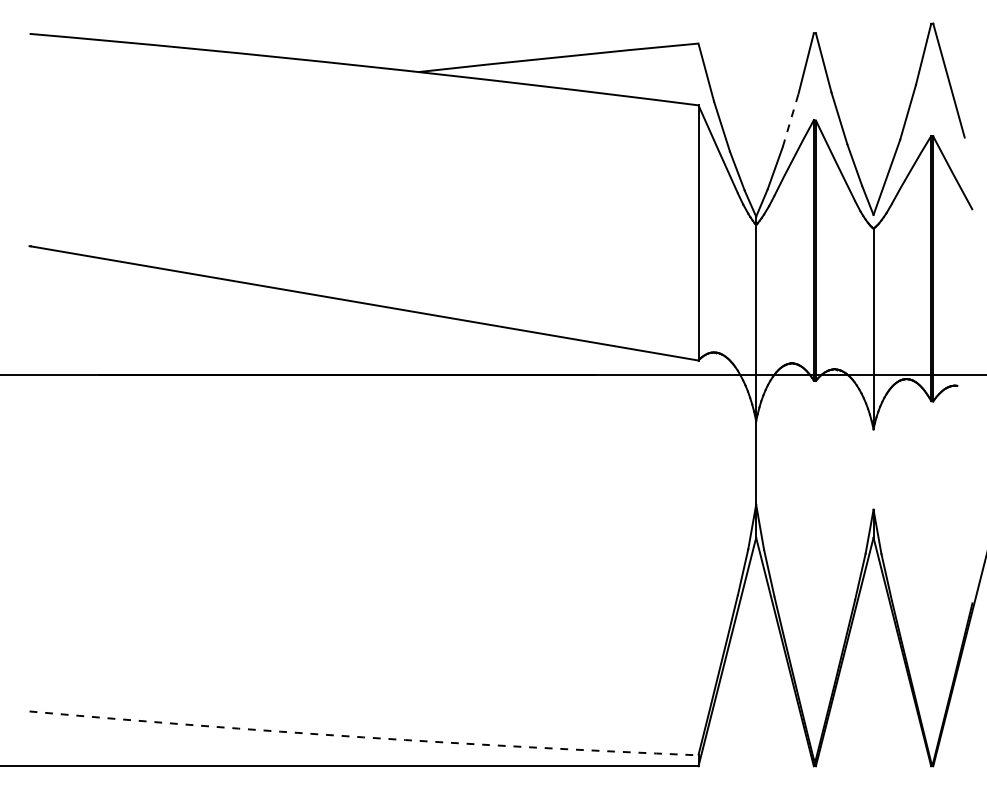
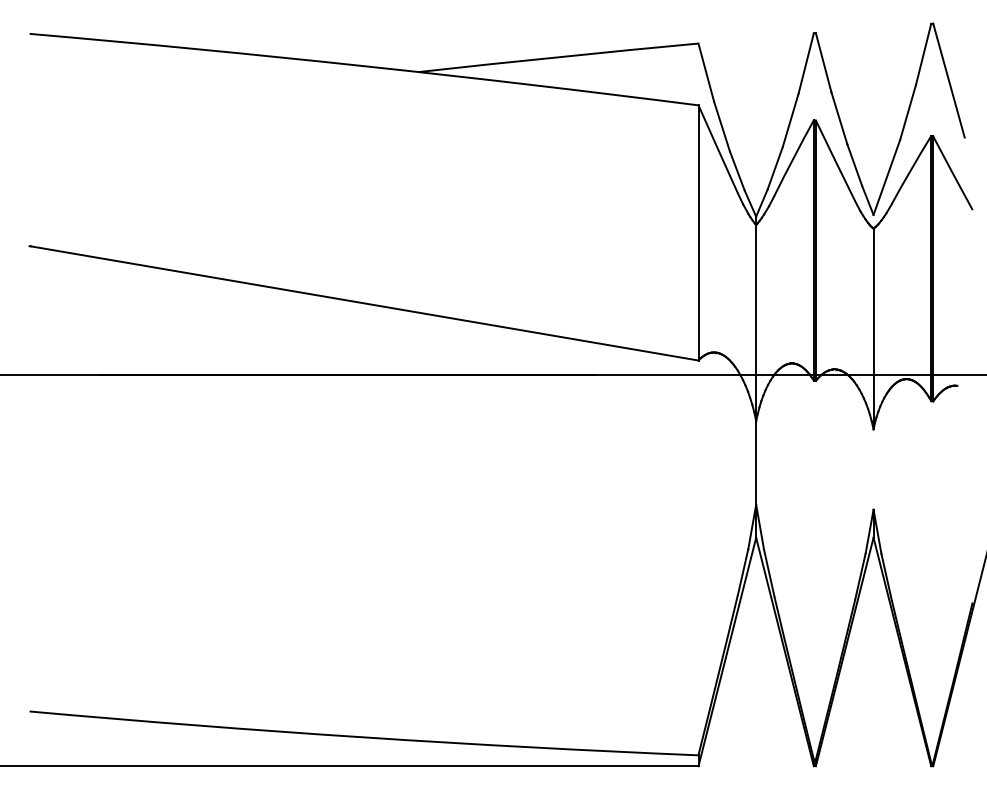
line: dashed -> solid (790, 120)
arc: dashed -> solid (363, 737)
